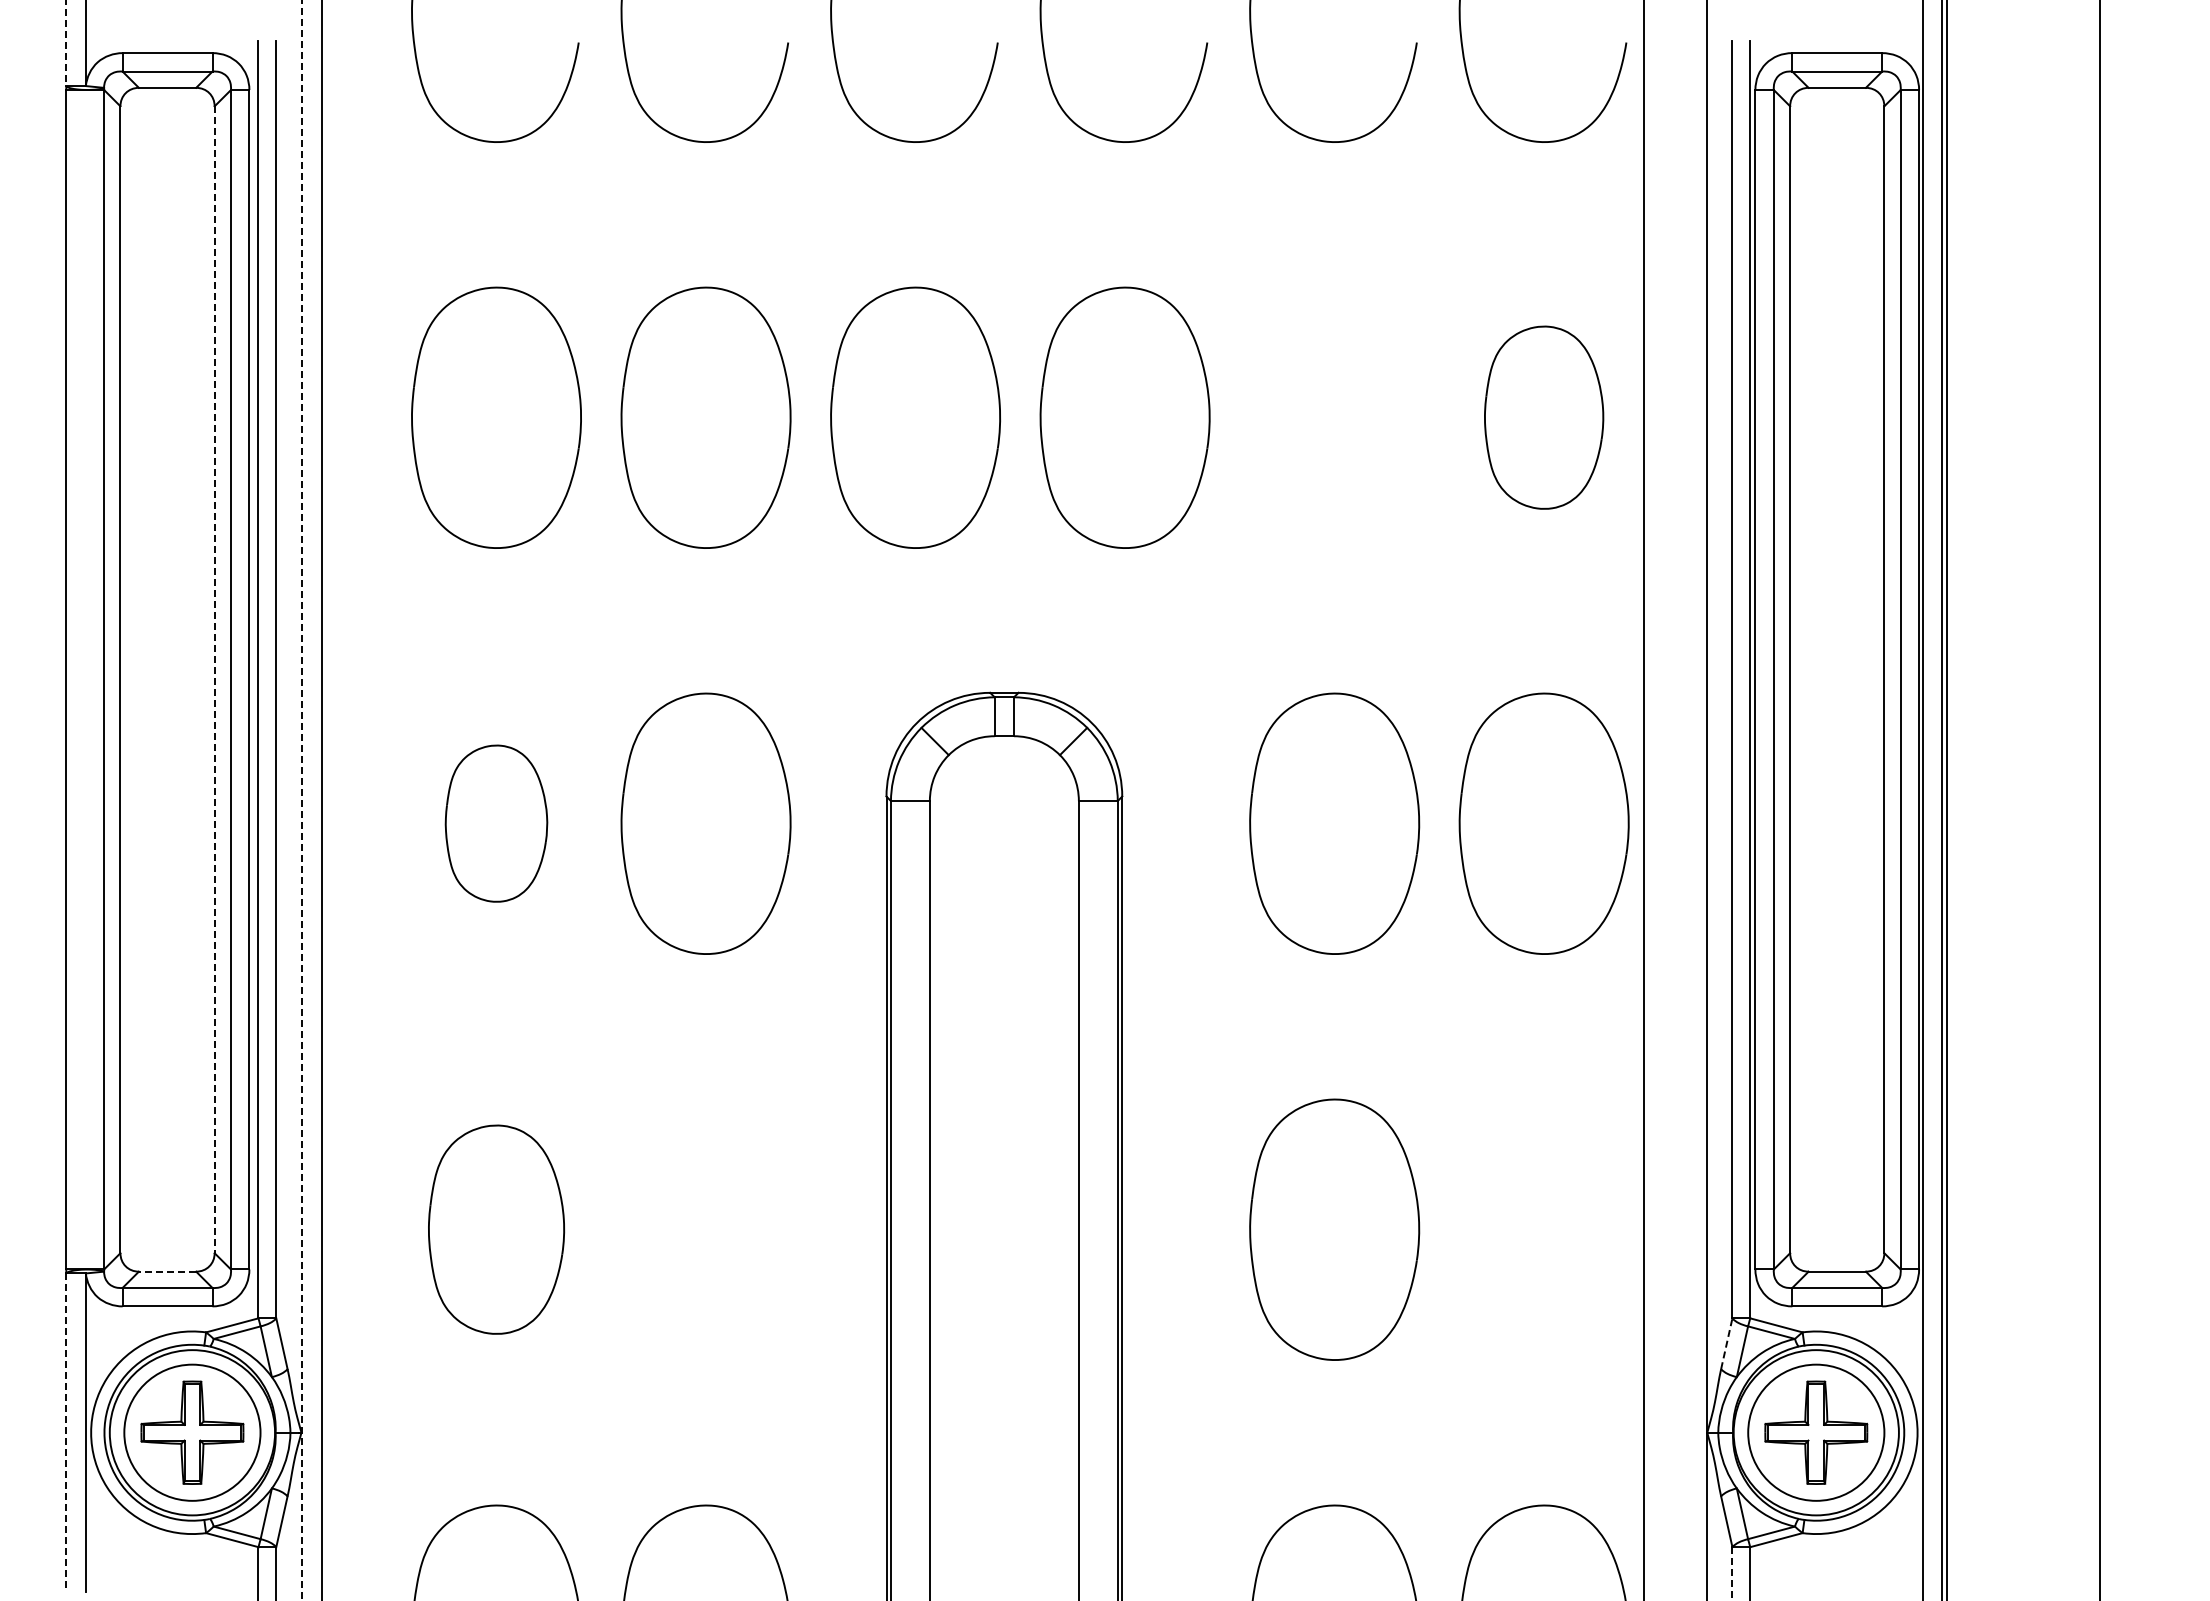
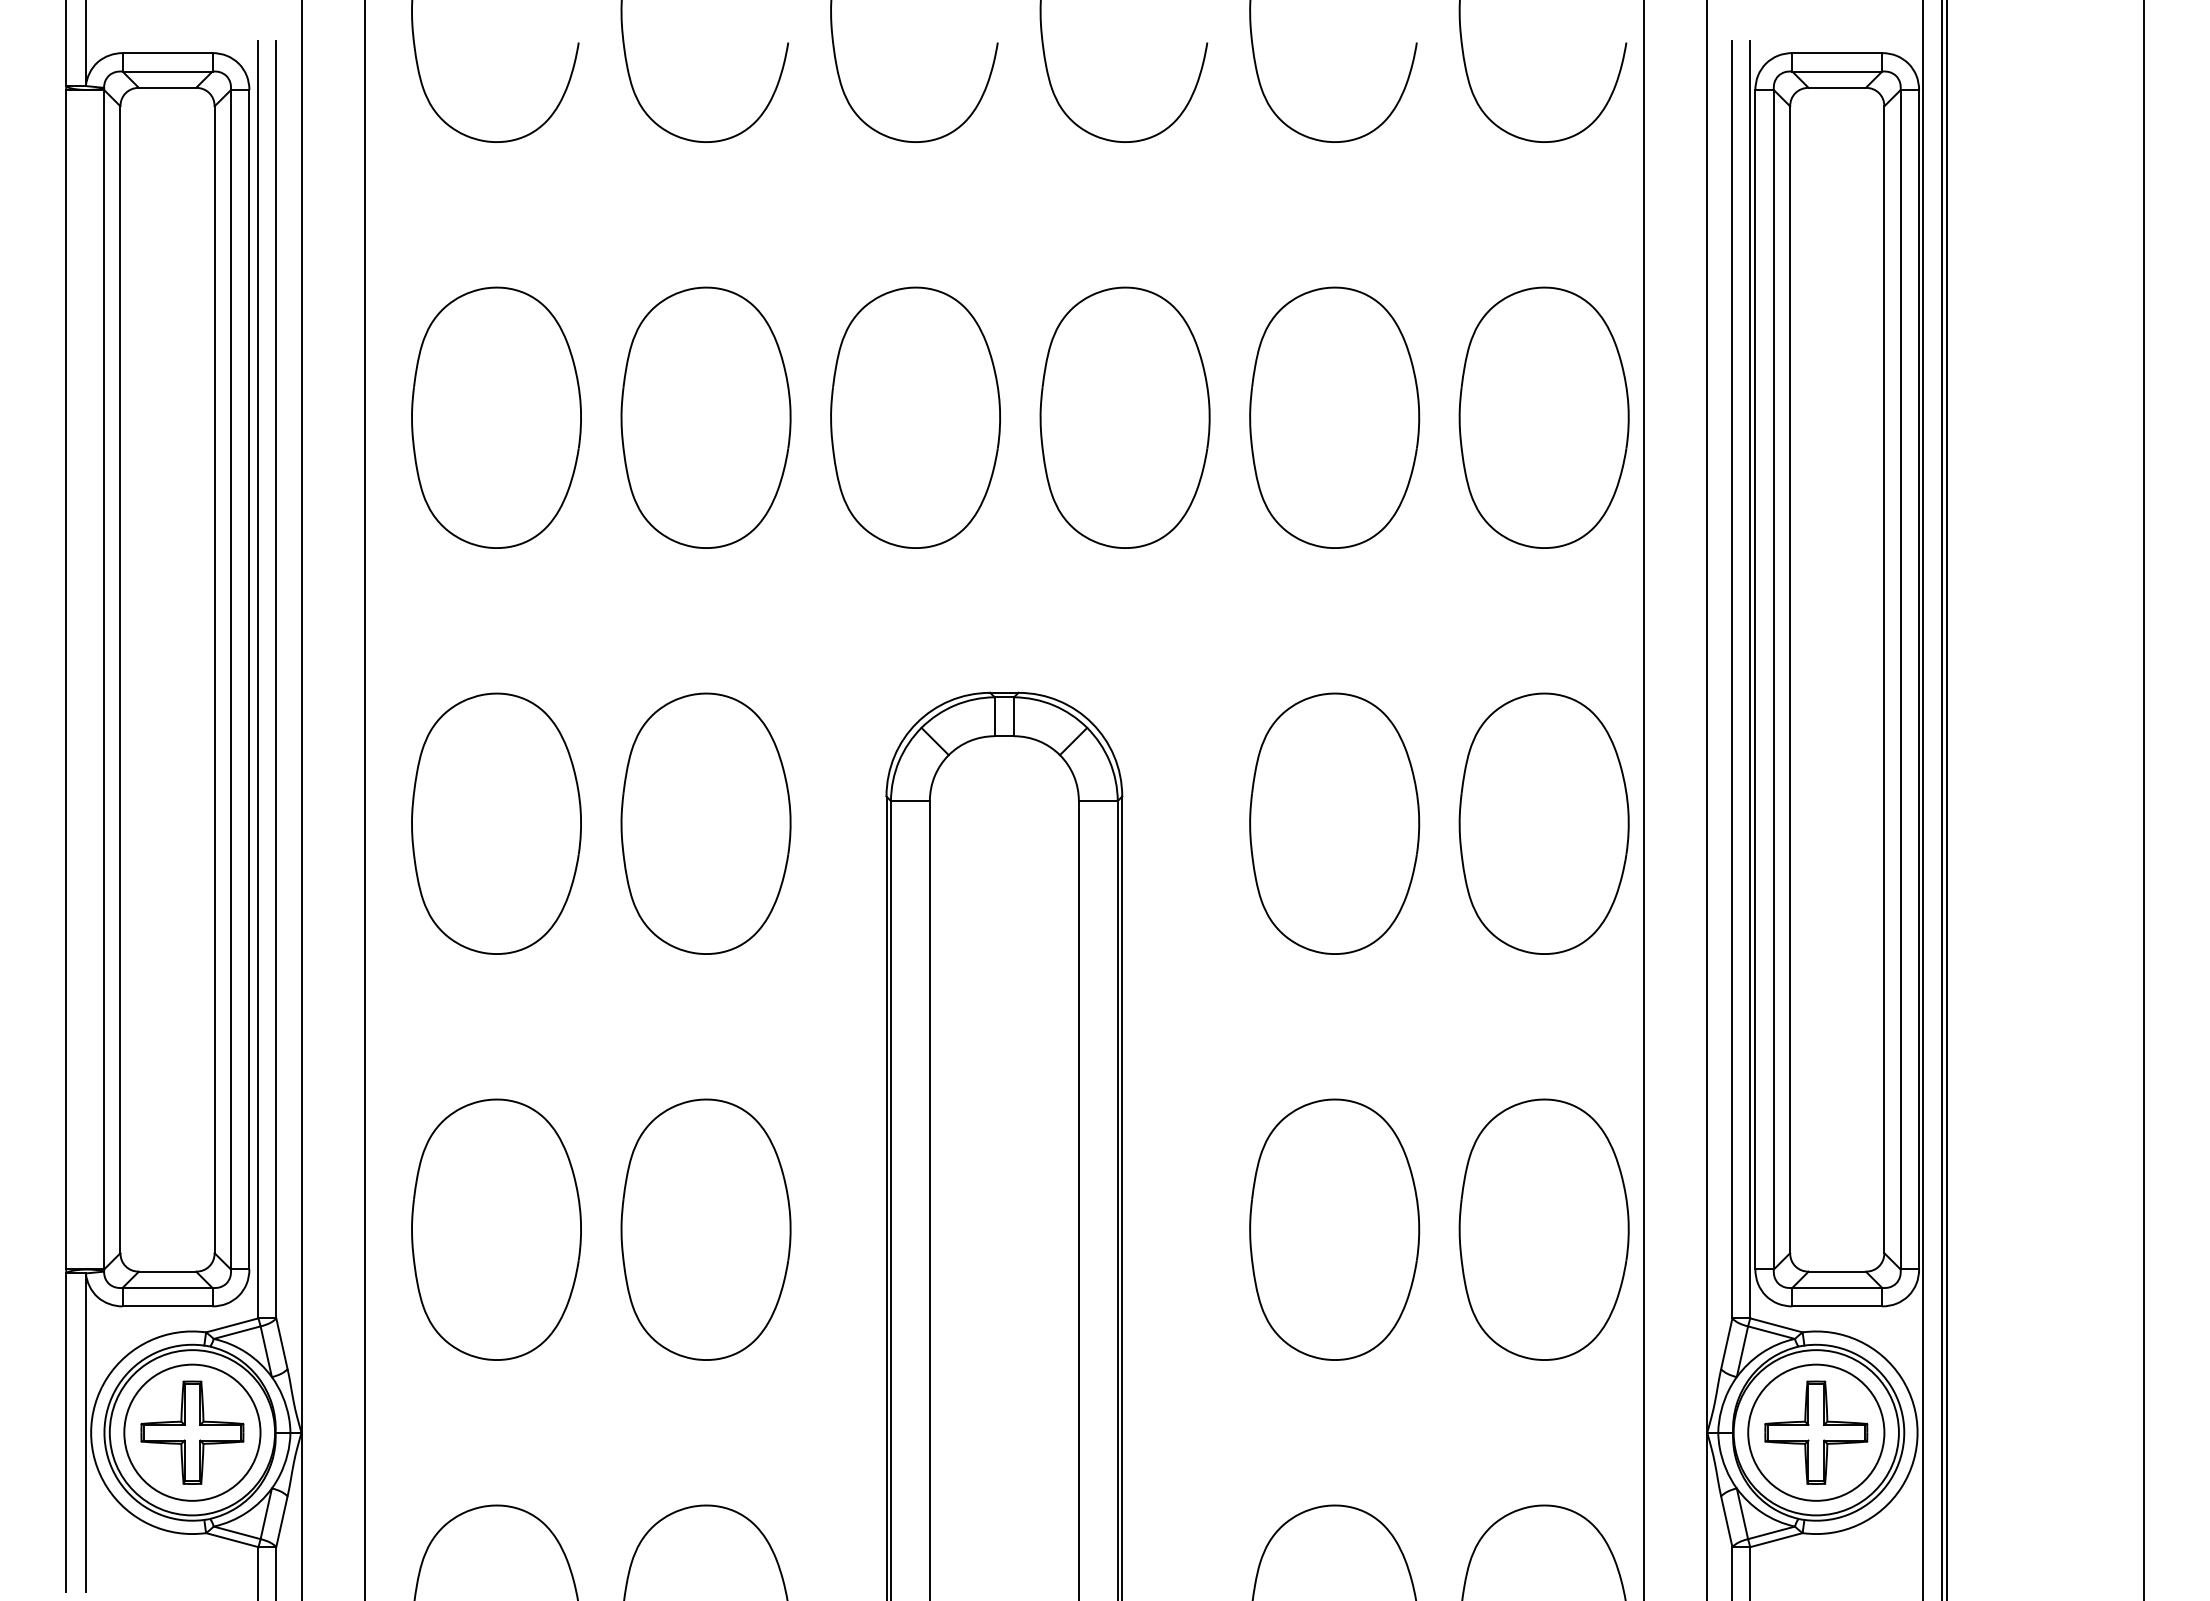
line: dashed -> solid (66, 43)
part: none -> present (1334, 417)
part size: 121x185 px -> 172x263 px (1543, 417)
line: dashed -> solid (214, 680)
line position: (322, 799) -> (365, 799) (365, 799)
line position: (2099, 799) -> (2143, 799) (2143, 799)
line: dashed -> solid (301, 800)
part size: 105x159 px -> 171x263 px (496, 823)
part size: 138x211 px -> 171x263 px (496, 1229)
part: none -> present (705, 1229)
part: none -> present (1543, 1229)
line: dashed -> solid (167, 1271)
line: dashed -> solid (1726, 1343)
line: dashed -> solid (66, 1433)
line: dashed -> solid (1732, 1574)
